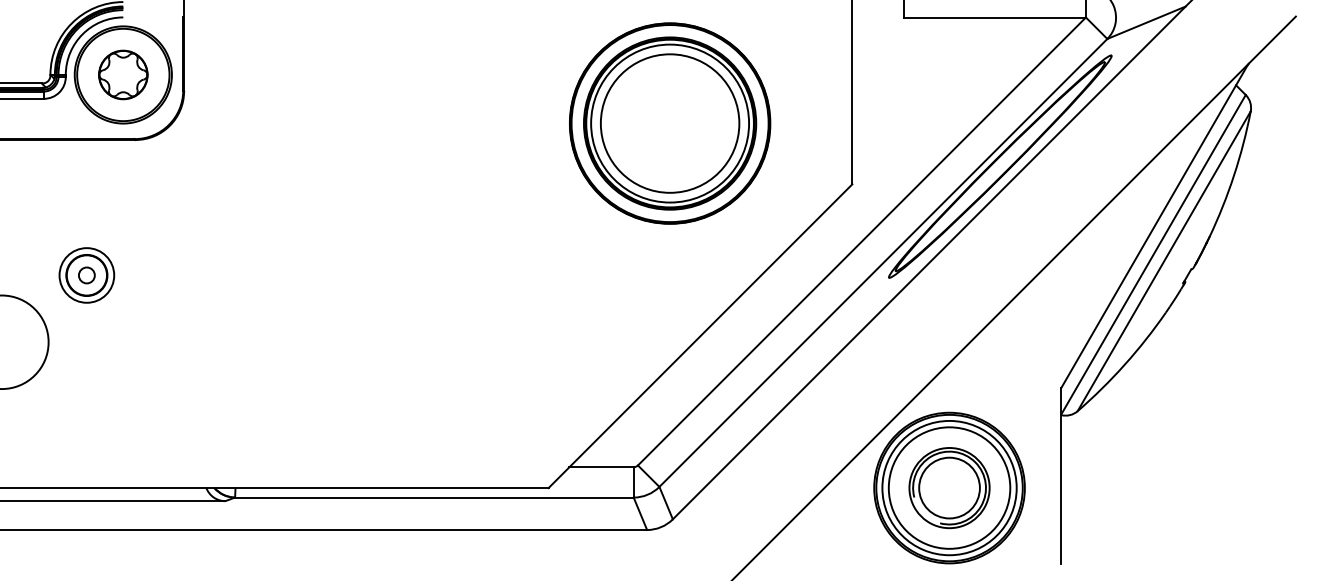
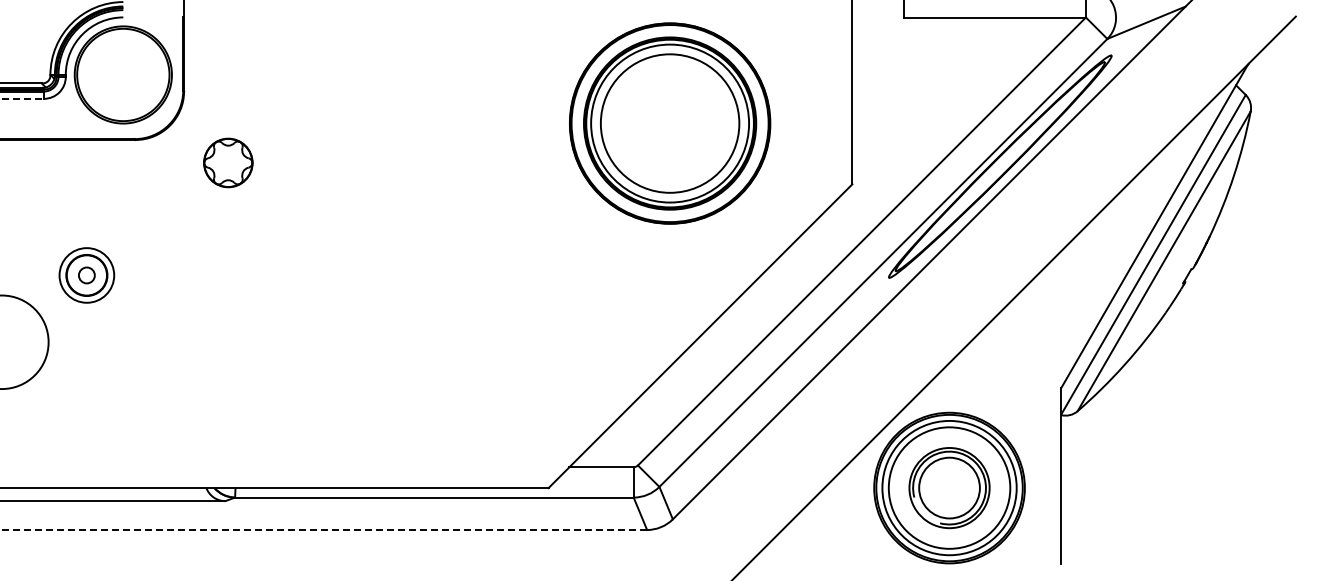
part position: (123, 74) -> (228, 162) (228, 162)
line: solid -> dashed (21, 98)
line: solid -> dashed (323, 530)
